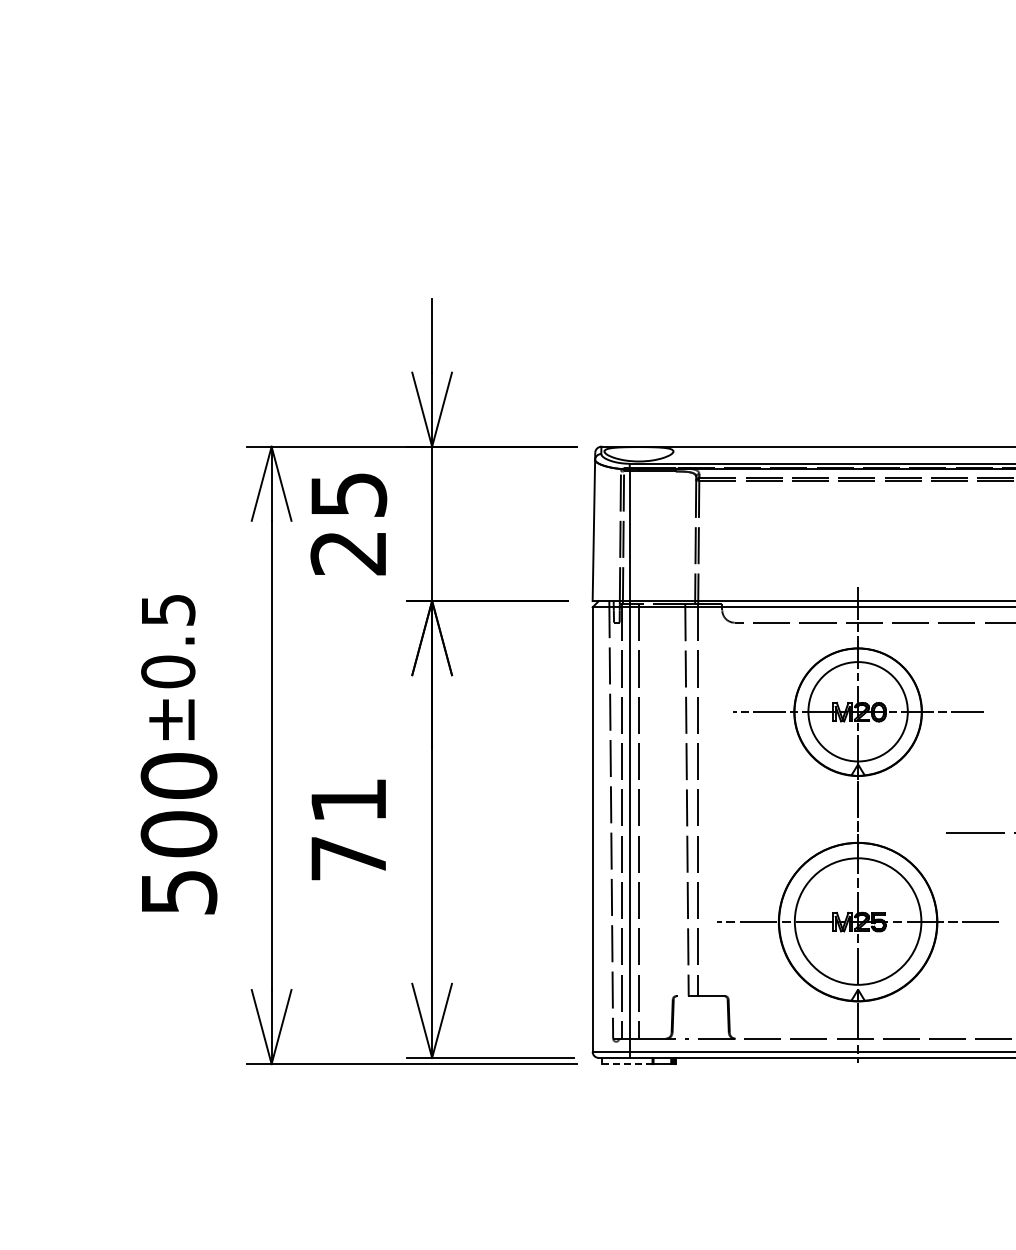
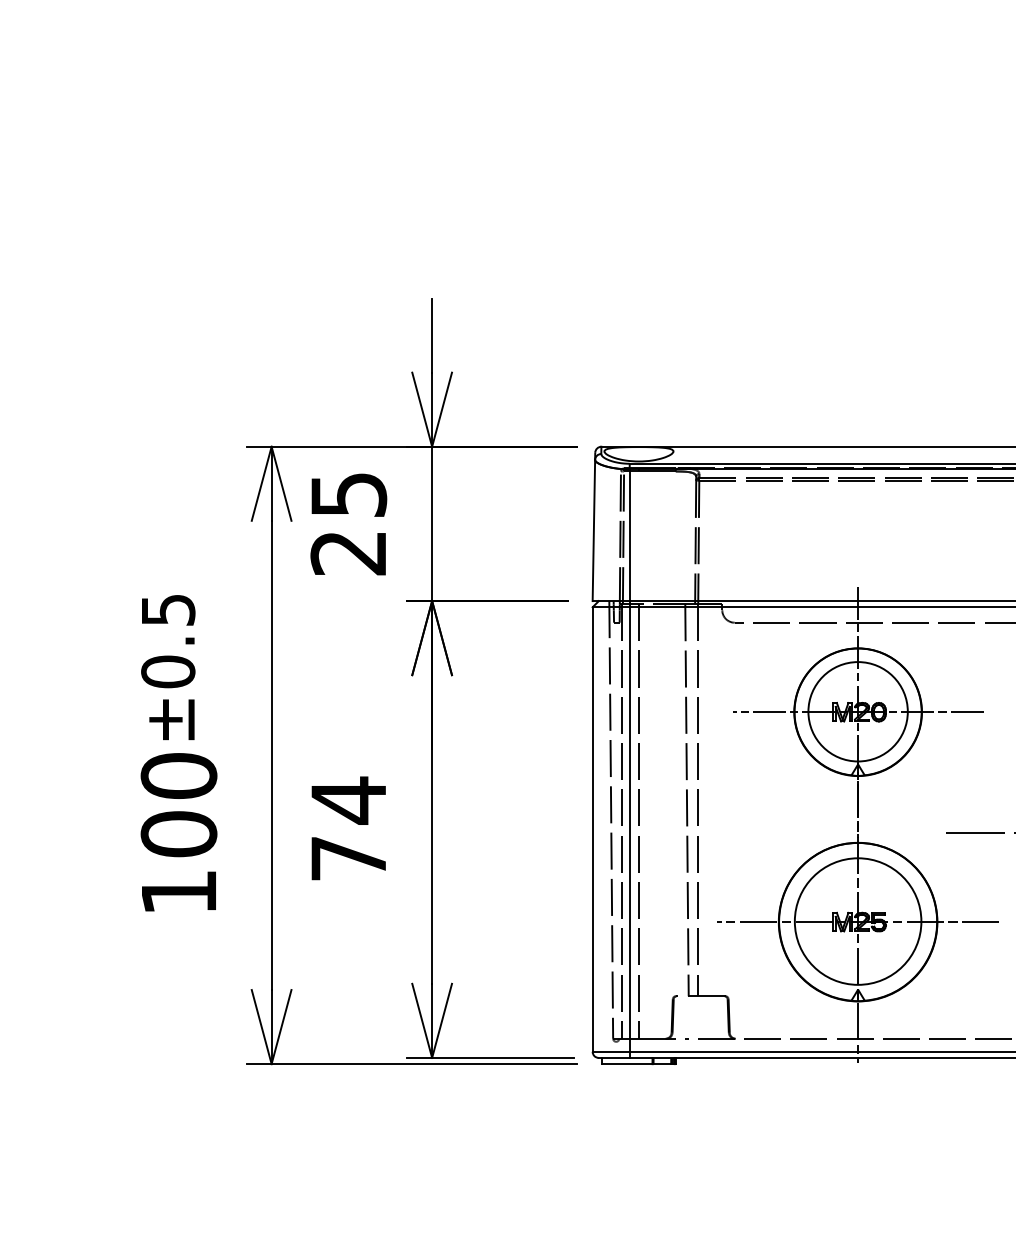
text: 71 -> 74 (348, 800)
text: 500 -> 100 (179, 892)
line: dashed -> solid (627, 1064)
